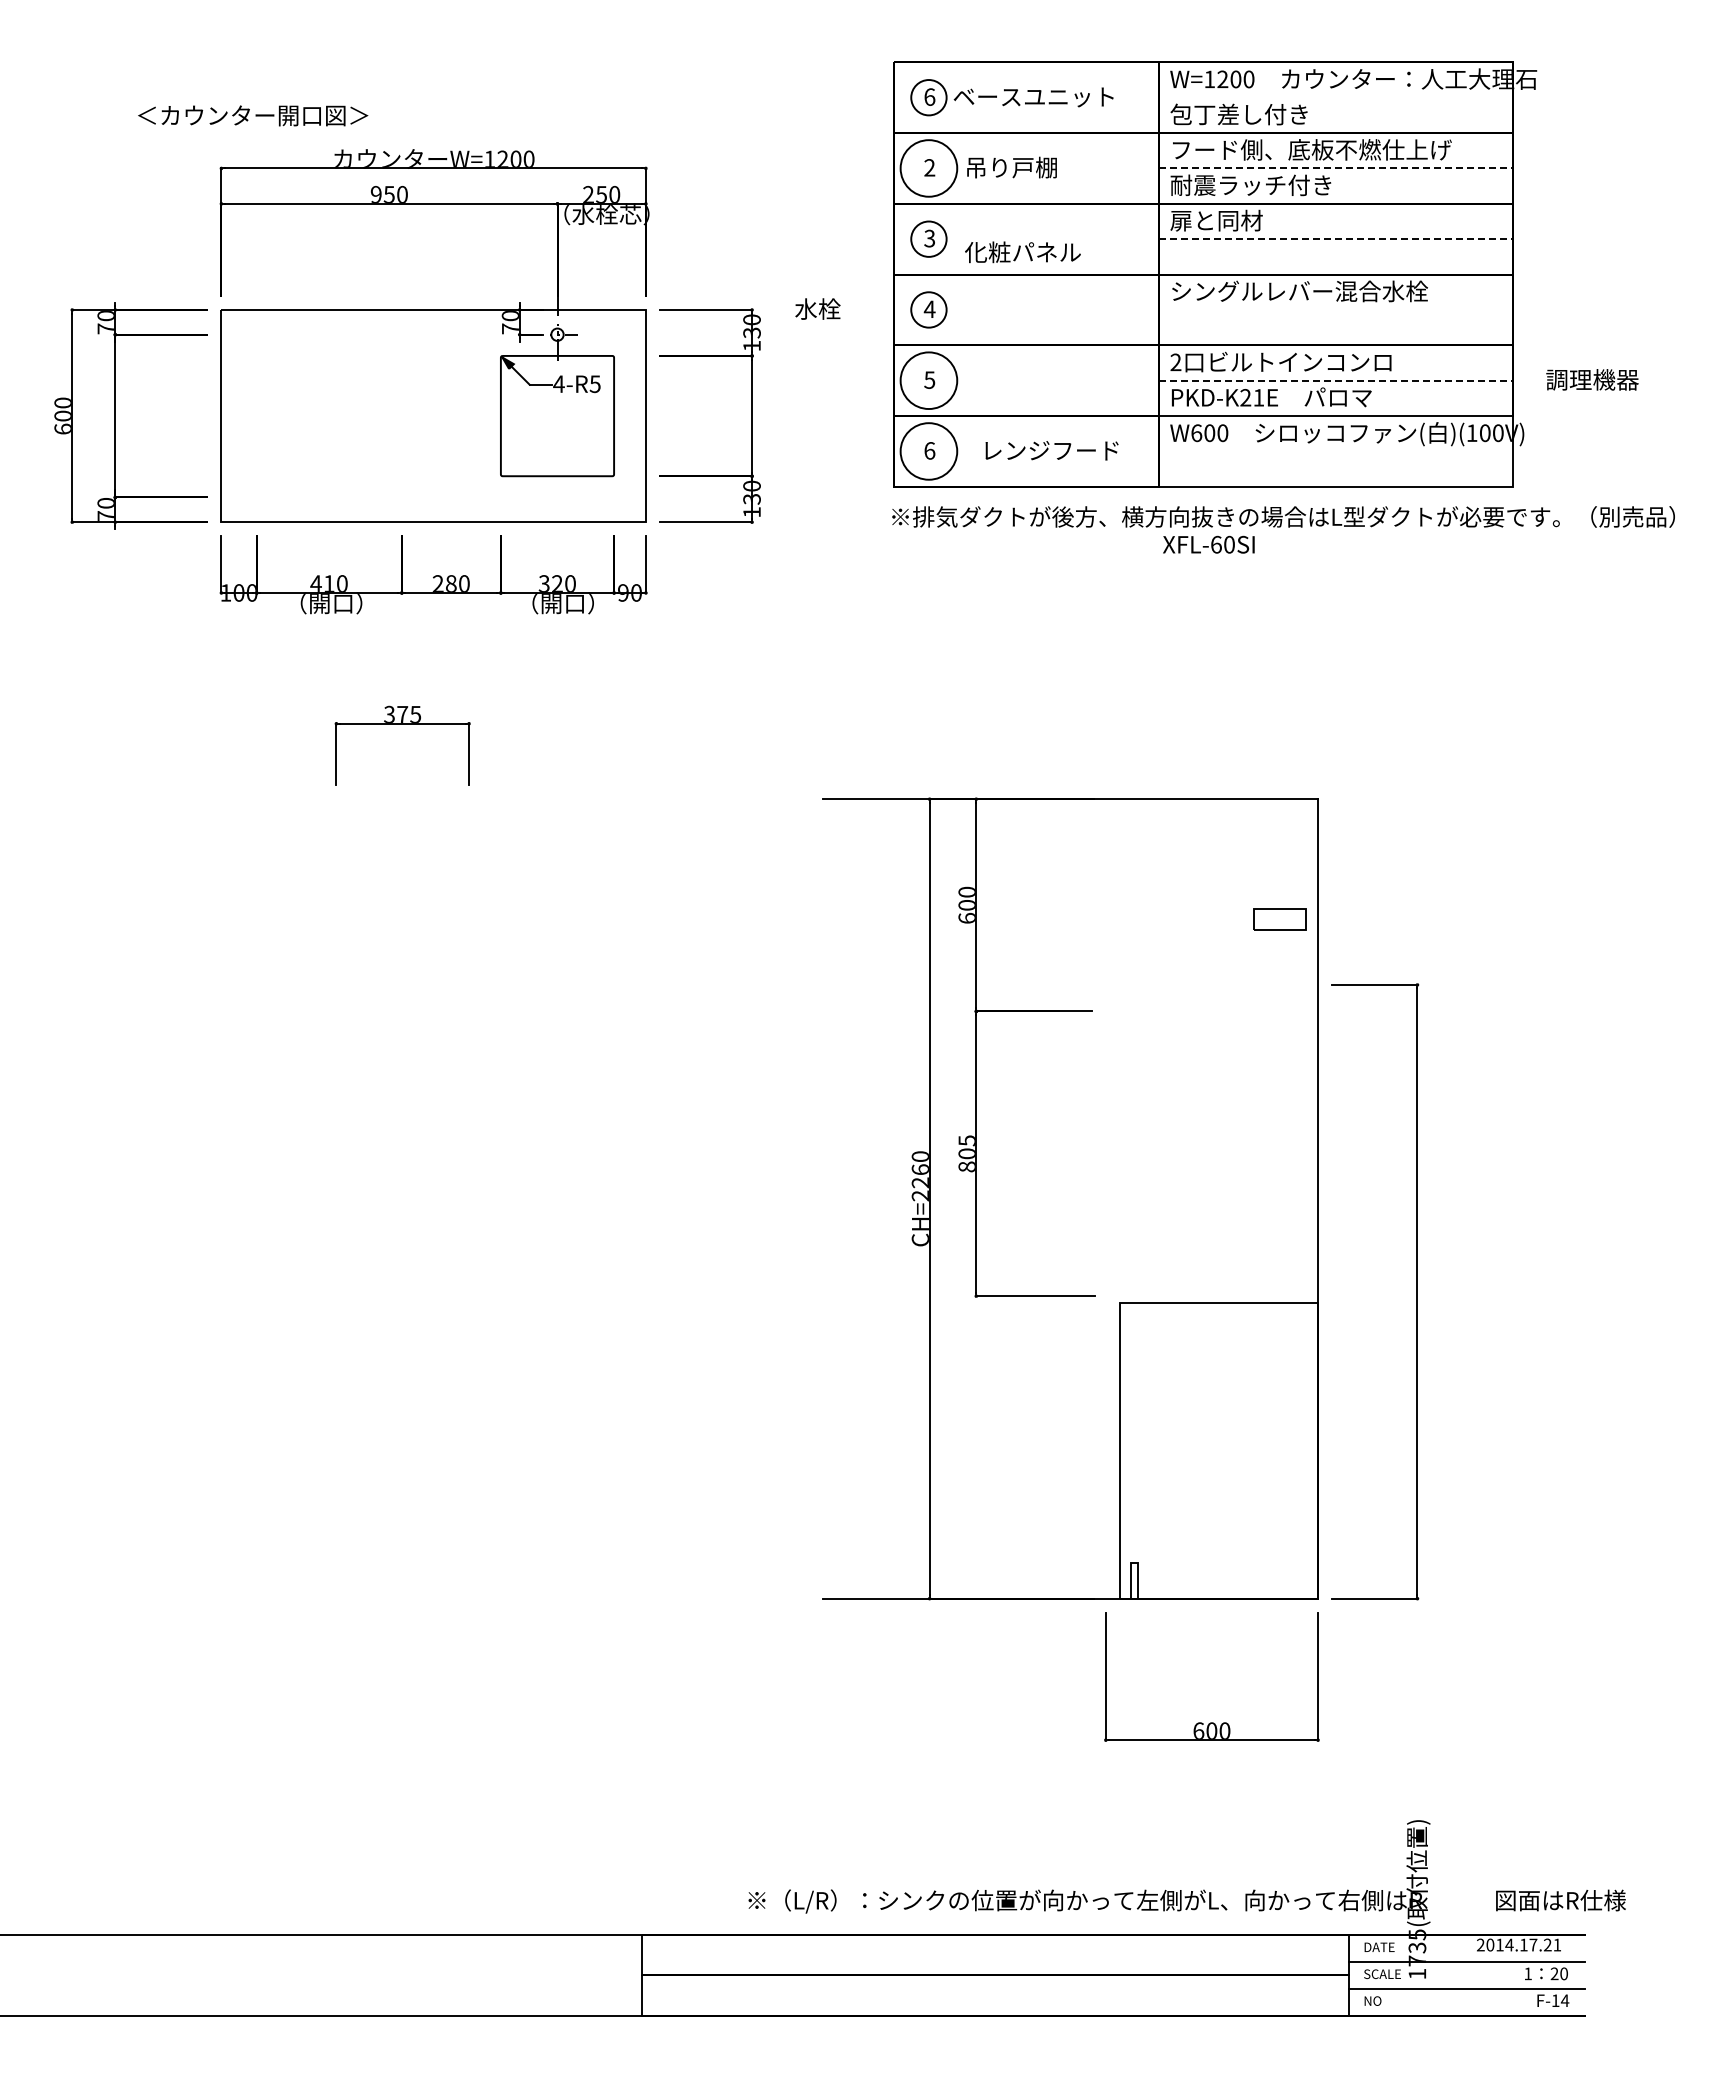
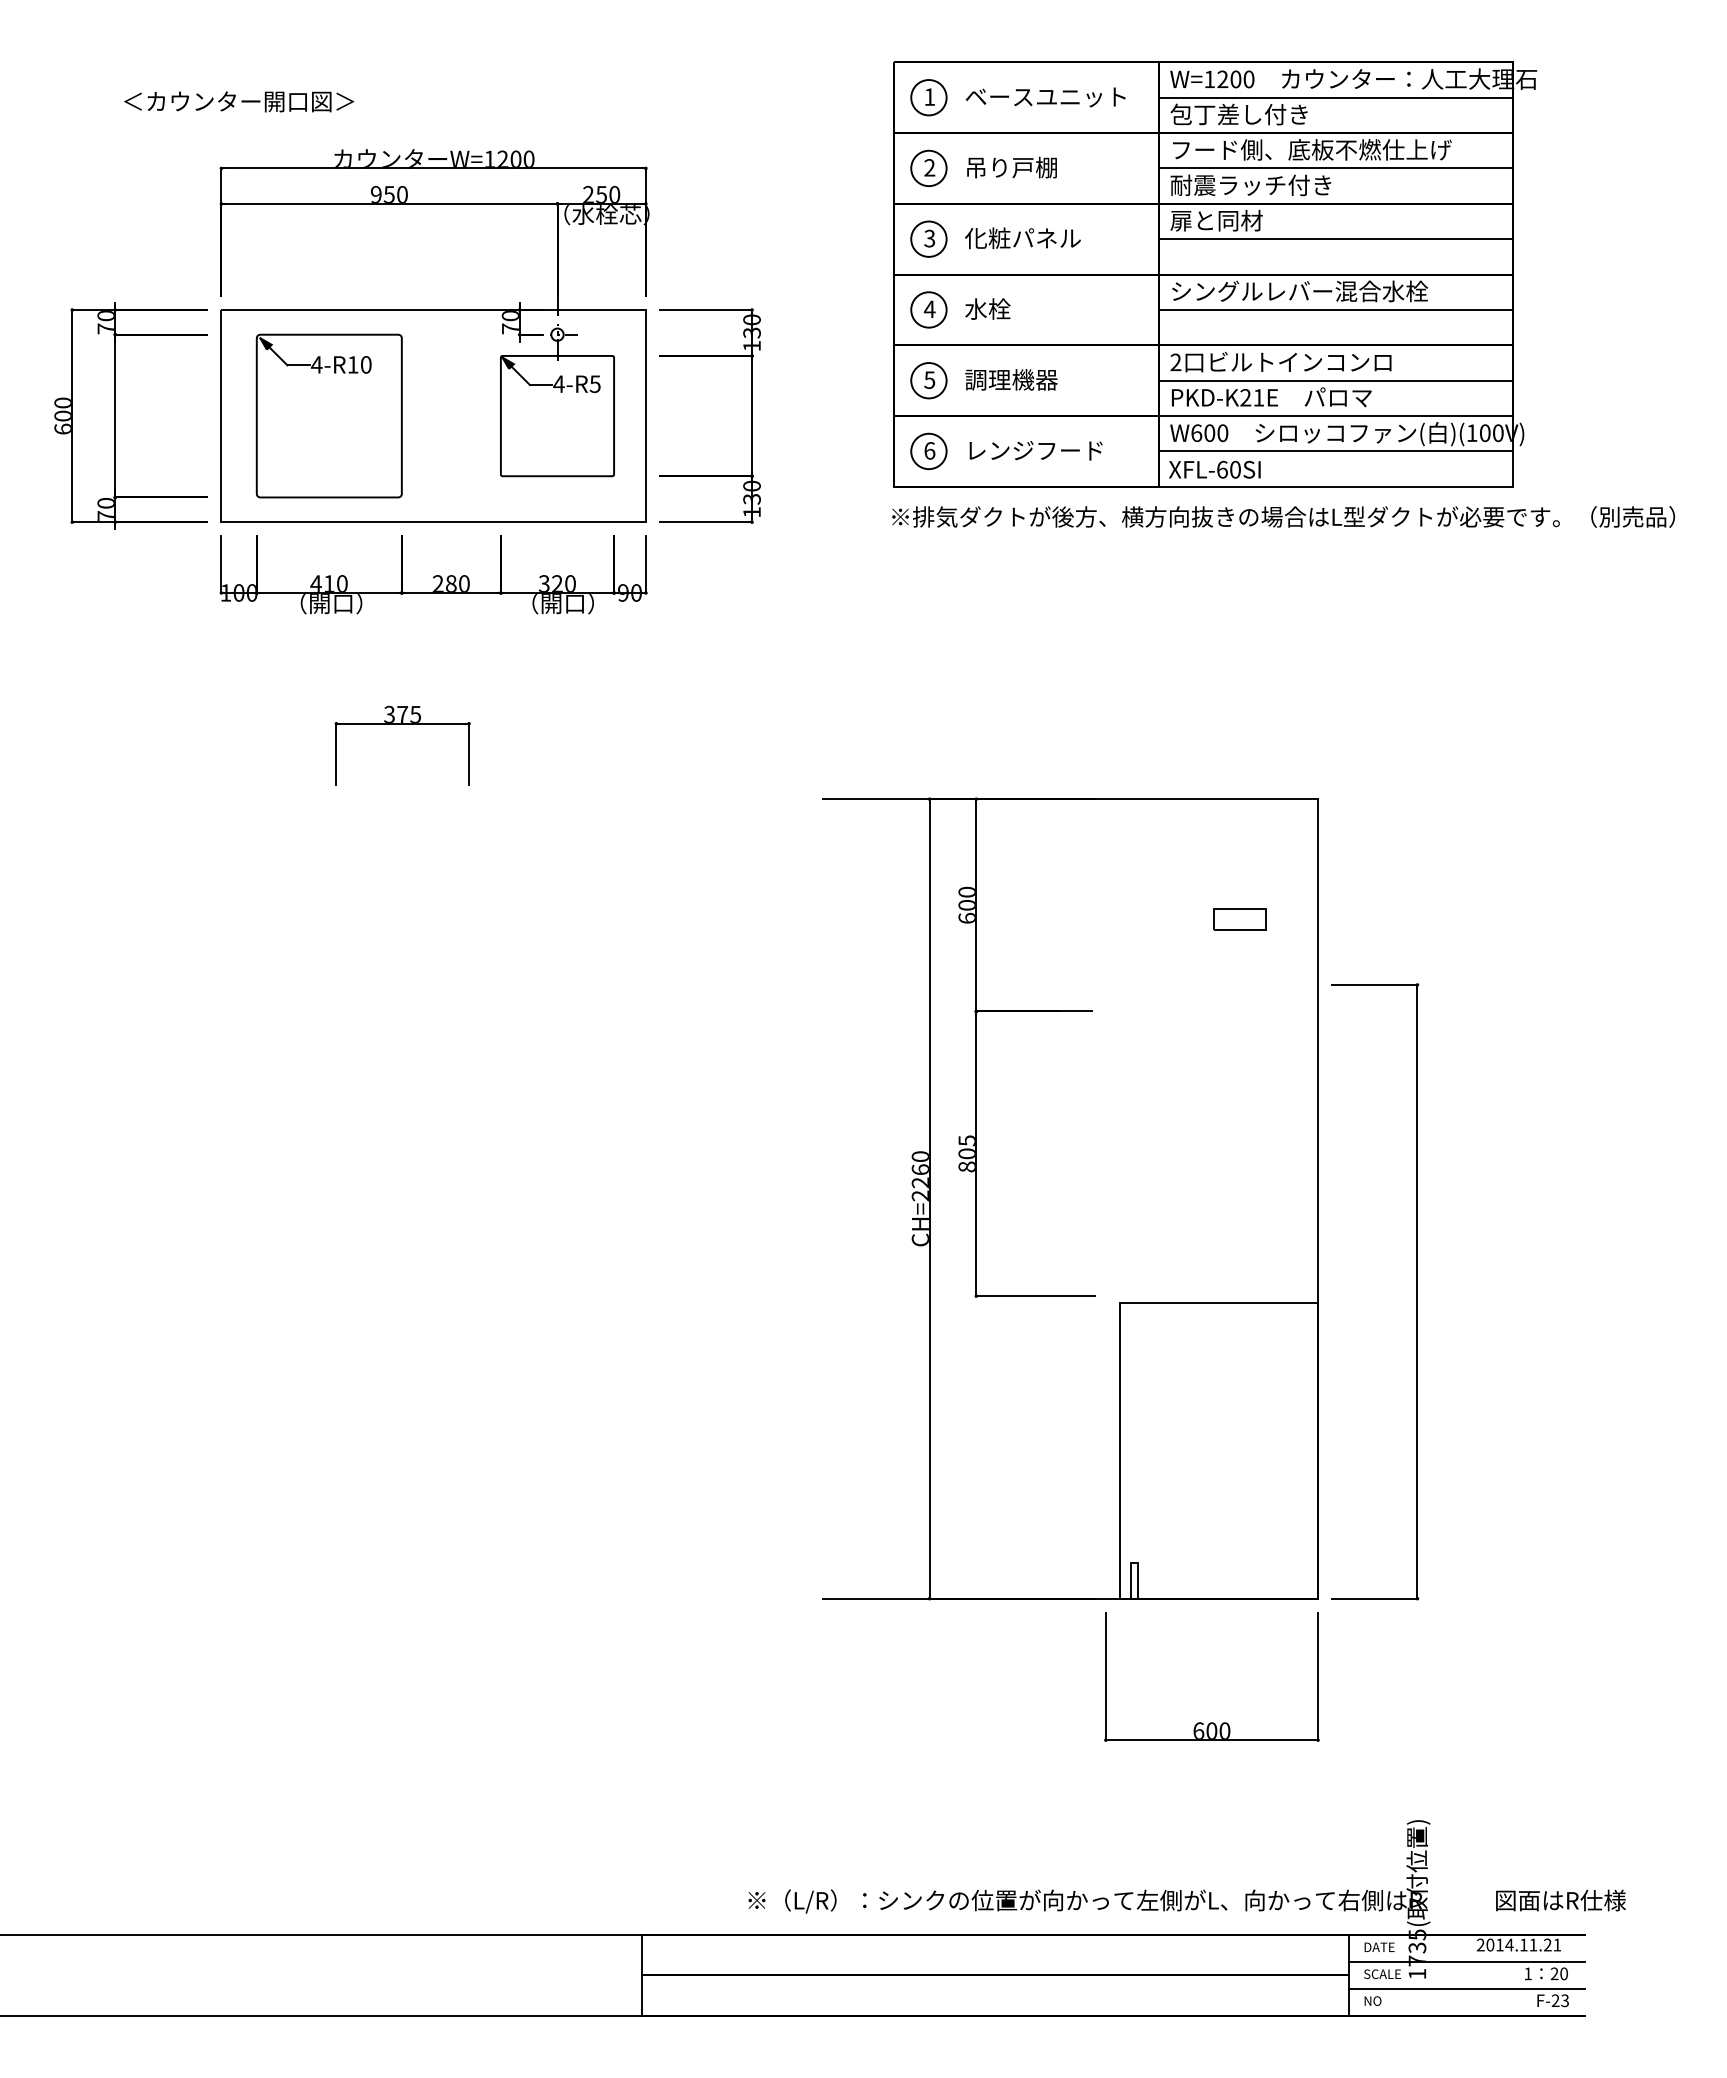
text: 6 -> 1 (929, 96)
text position: (1033, 97) -> (1045, 97) (1045, 97)
line: none -> present (1335, 97)
text position: (253, 115) -> (239, 101) (239, 101)
circle diameter: 57 px -> 35 px (928, 168)
line: dashed -> solid (1335, 168)
line: dashed -> solid (1335, 239)
text position: (1022, 252) -> (1022, 238) (1022, 238)
text position: (817, 308) -> (987, 308) (987, 308)
line: none -> present (1335, 309)
text position: (1592, 379) -> (1011, 379) (1011, 379)
circle diameter: 57 px -> 35 px (928, 380)
line: dashed -> solid (1335, 380)
part: none -> present (328, 415)
text position: (1051, 450) -> (1035, 450) (1035, 450)
circle diameter: 57 px -> 35 px (928, 451)
line: none -> present (1335, 451)
text position: (1208, 544) -> (1214, 469) (1214, 469)
part position: (1279, 919) -> (1239, 919) (1239, 919)
text: 2014.17.21 -> 2014.11.21 (1533, 1944)
text: F-14 -> F-23 (1560, 2000)
